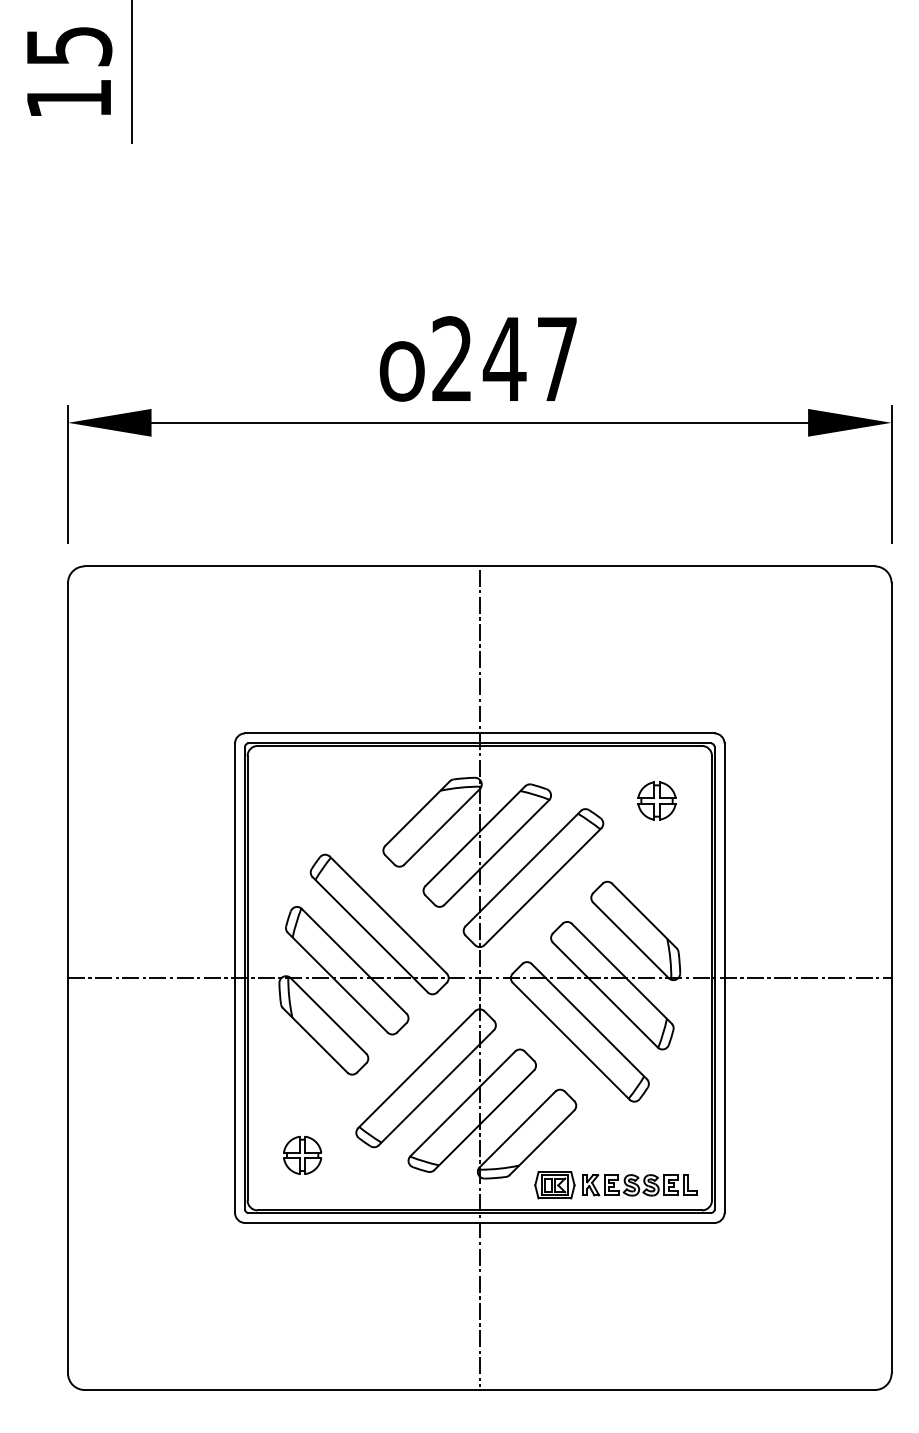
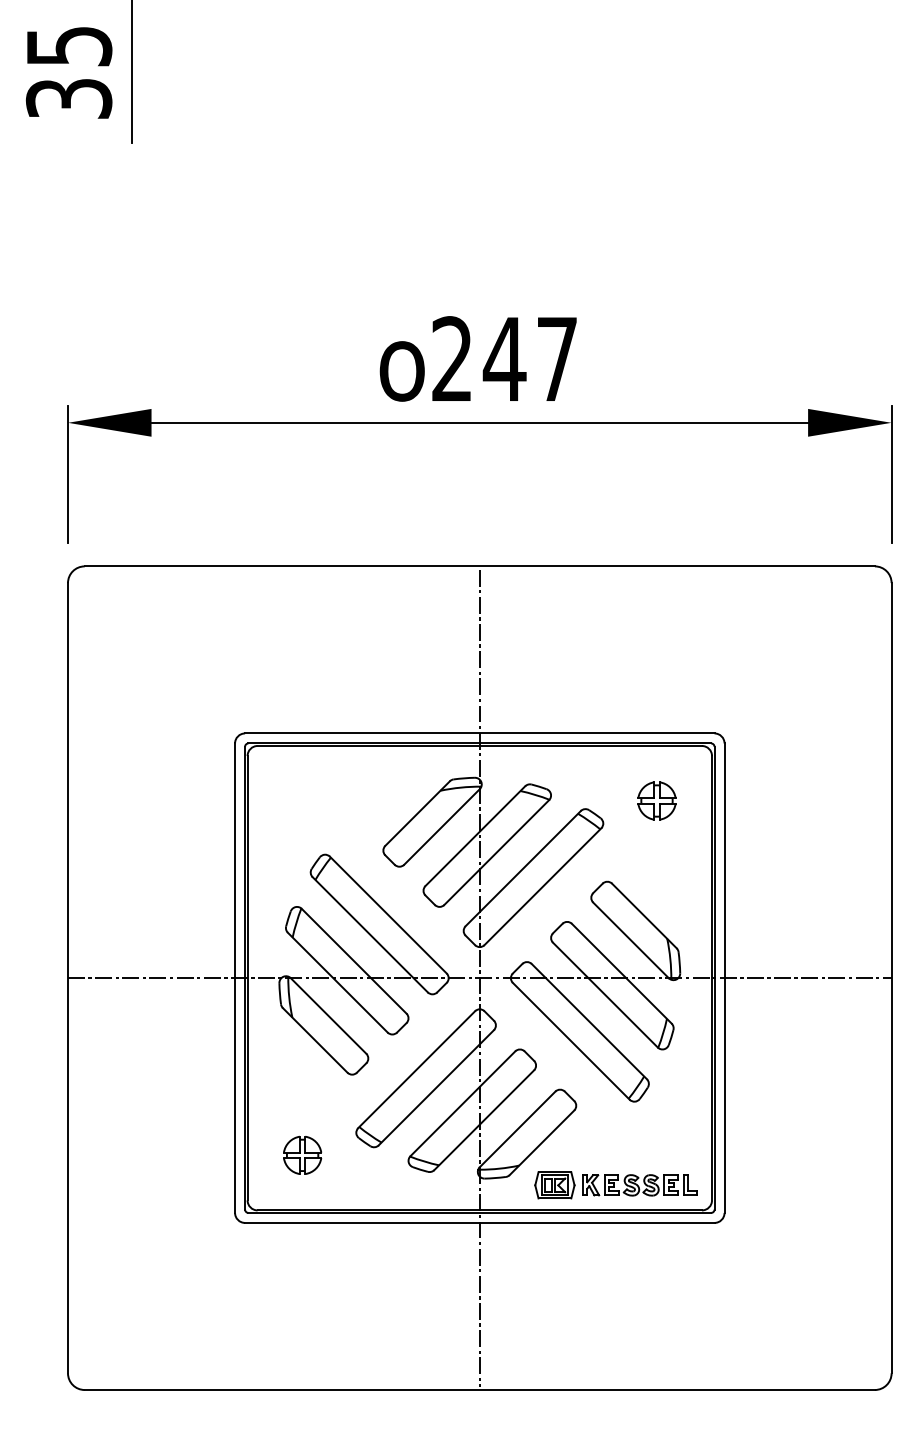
text: 15 -> 35 (68, 98)
